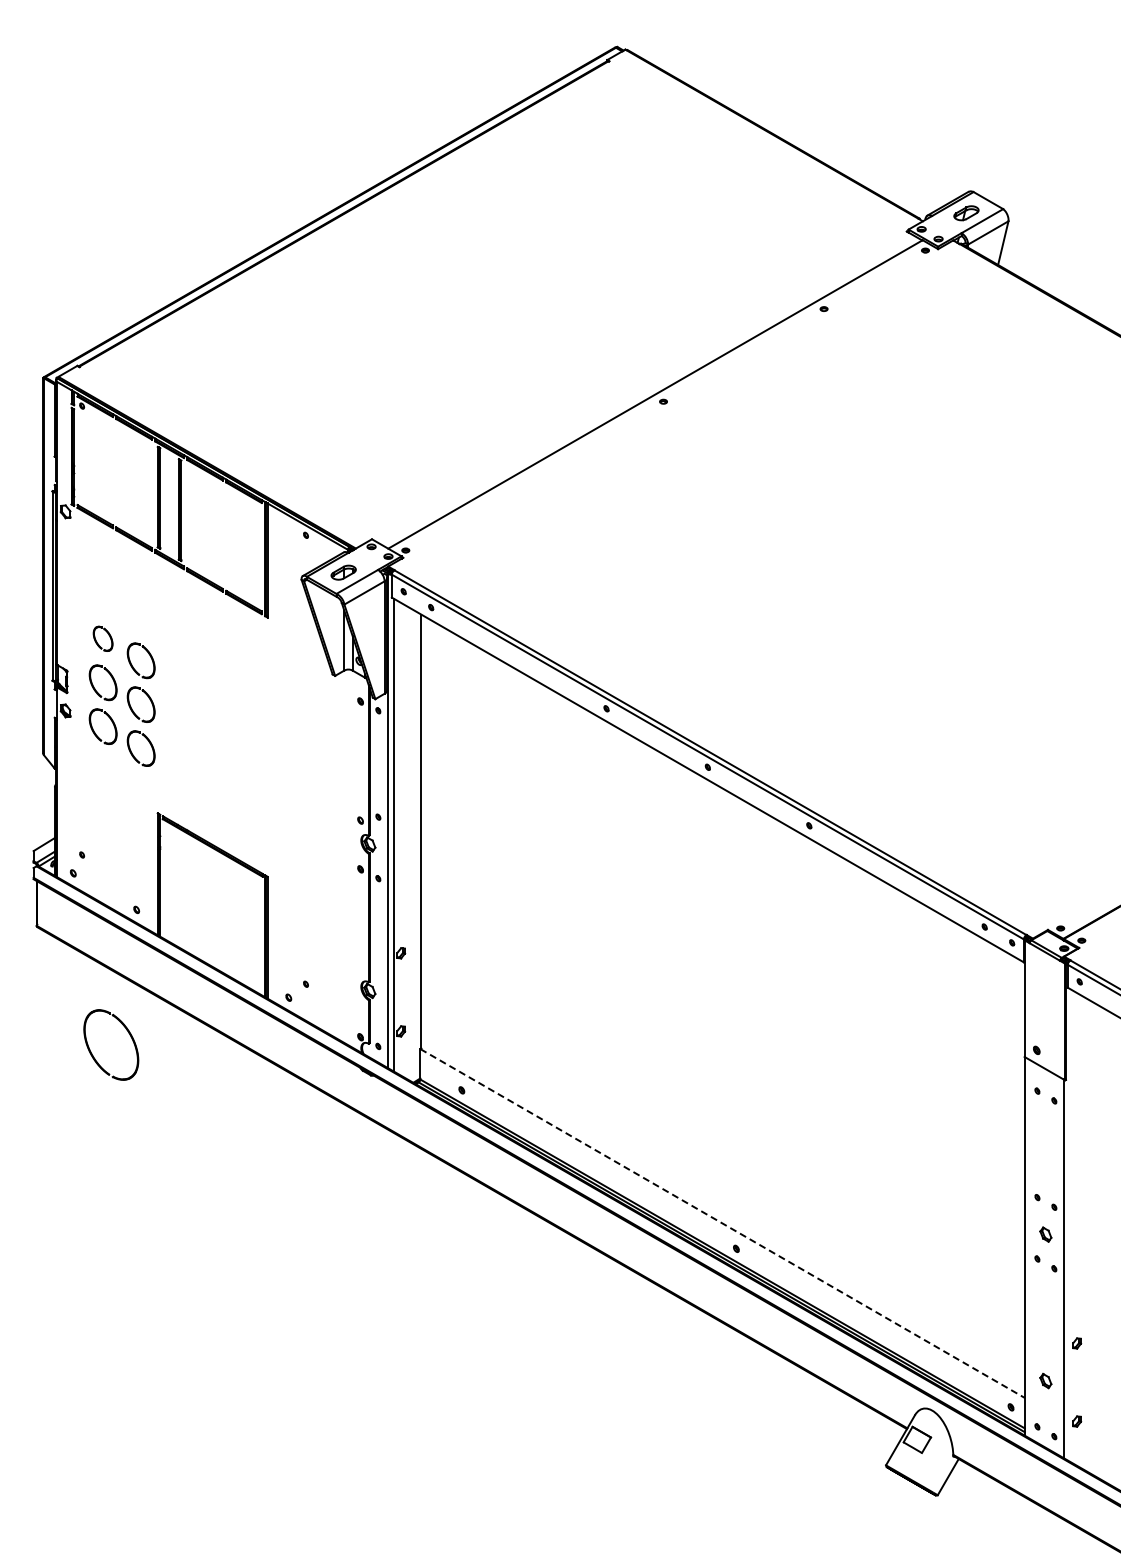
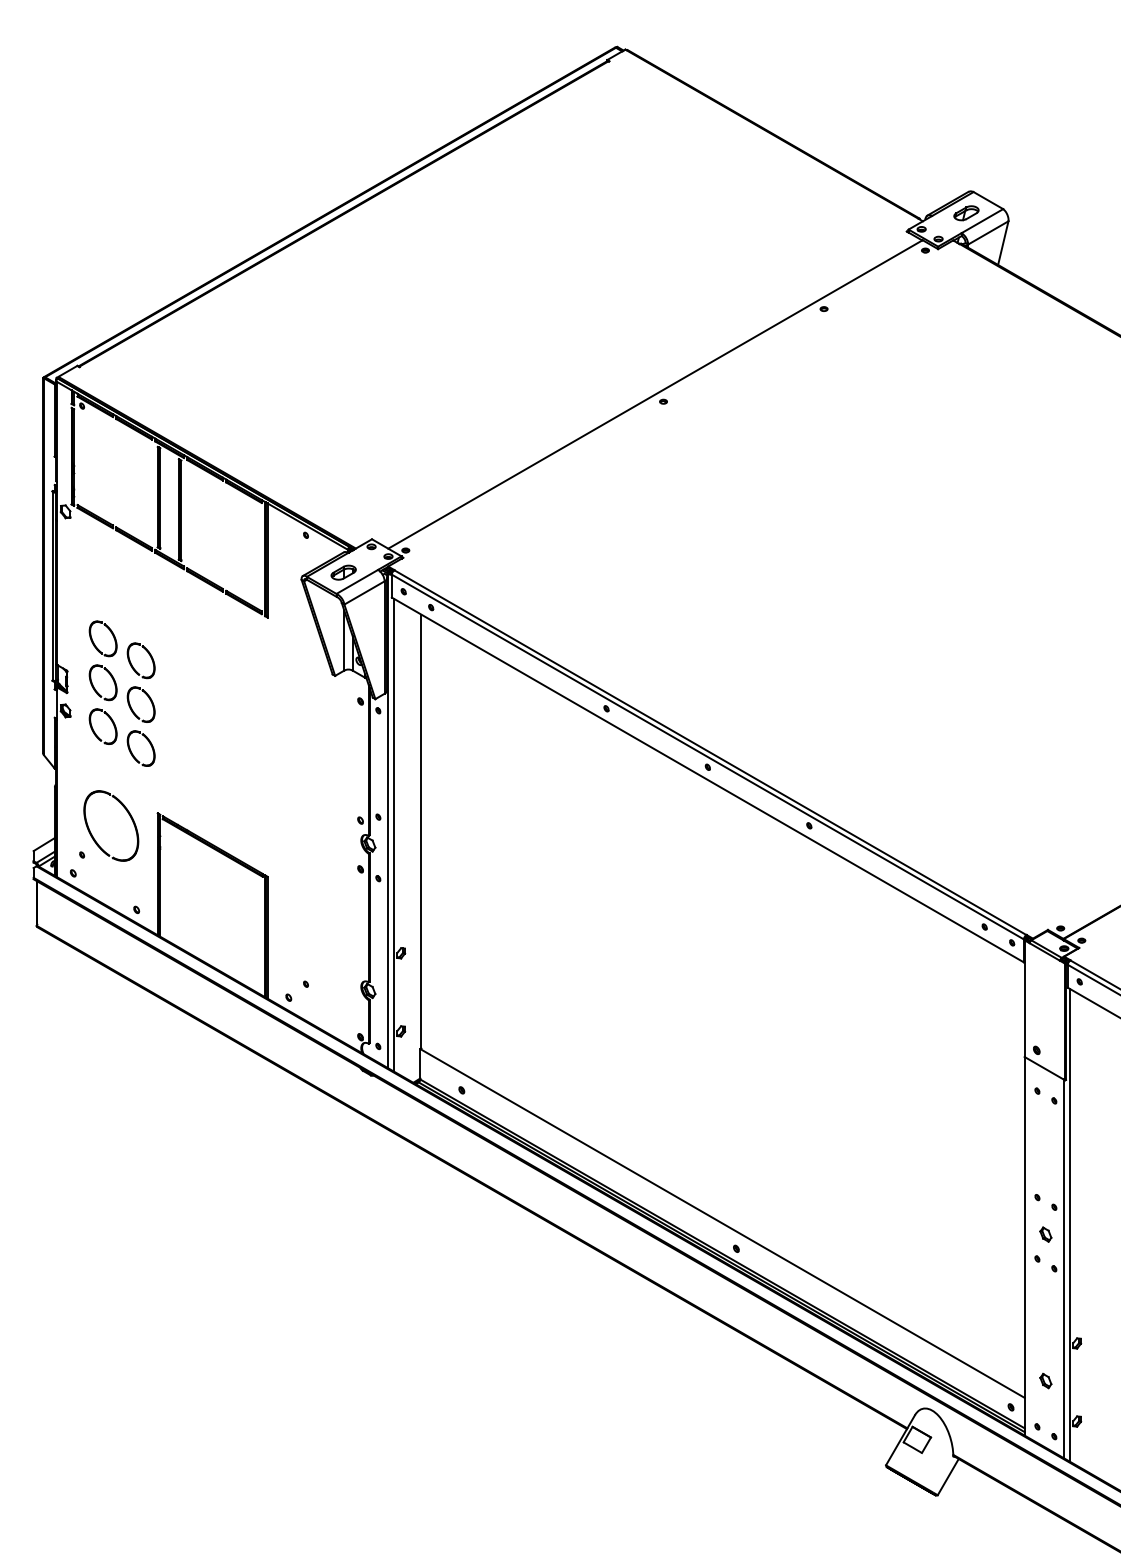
part size: 22x27 px -> 30x38 px (102, 638)
part position: (129, 1035) -> (129, 816) (129, 816)
line: dashed -> solid (722, 1223)
line: none -> present (1070, 1225)
